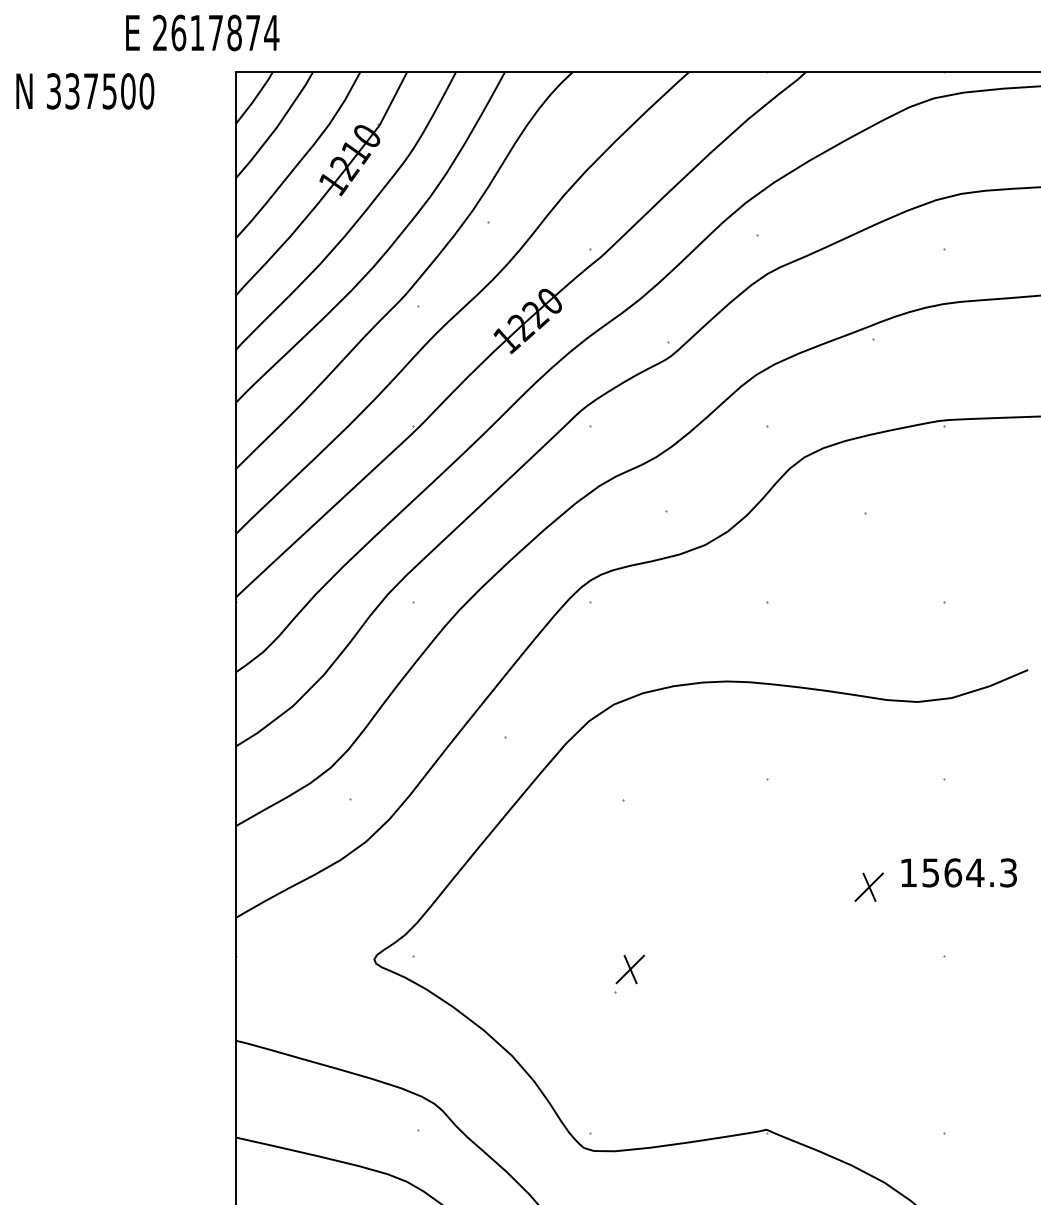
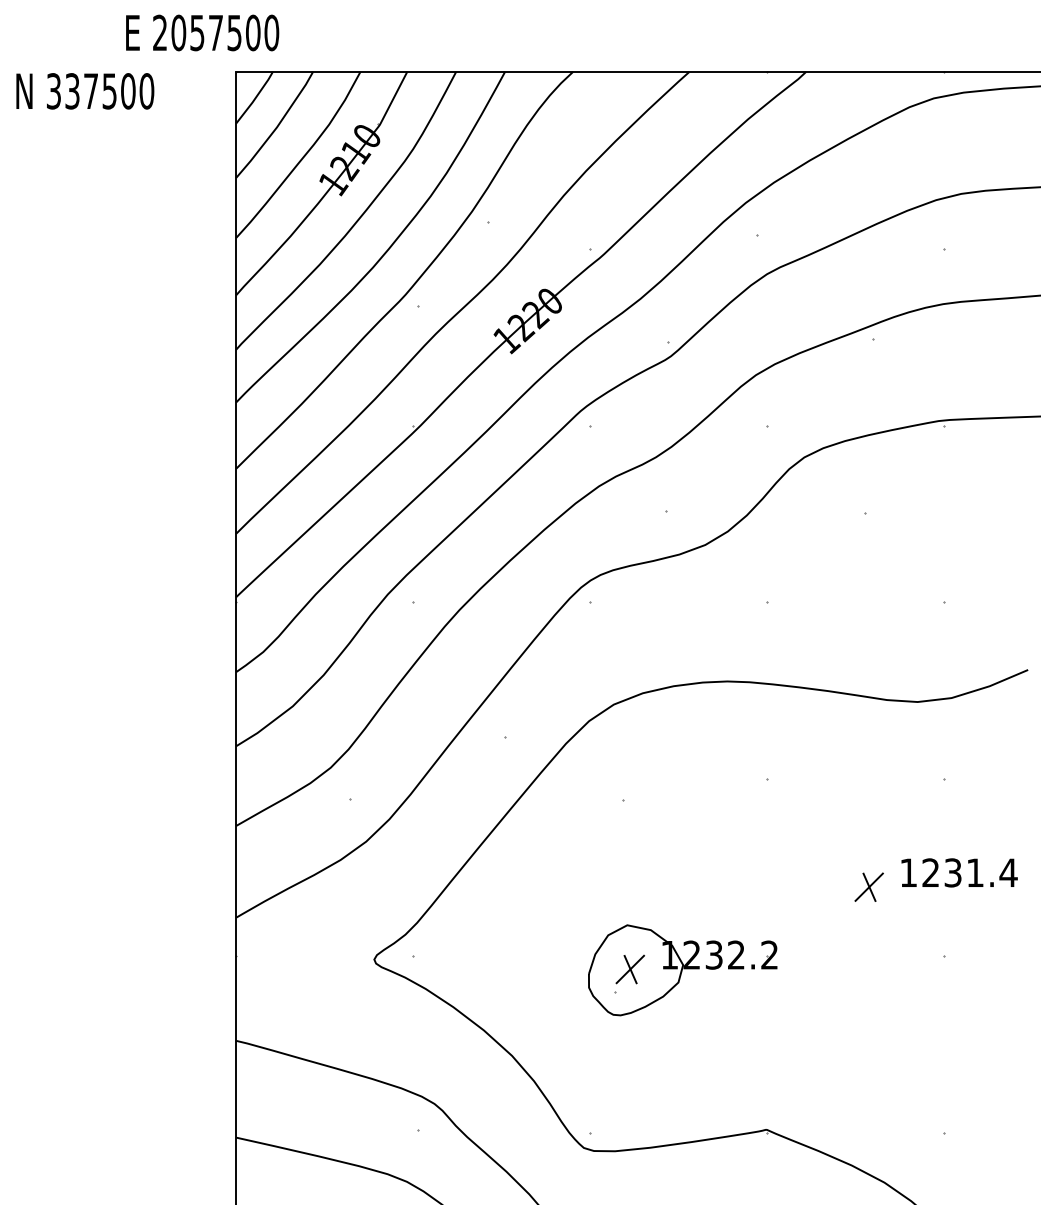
text: 2617874 -> 2057500 (225, 32)
text: 1564.3 -> 1231.4 (969, 872)
part: none -> present (682, 970)
